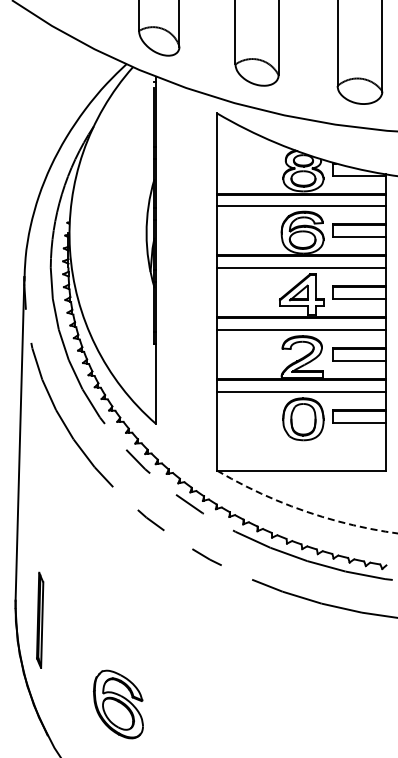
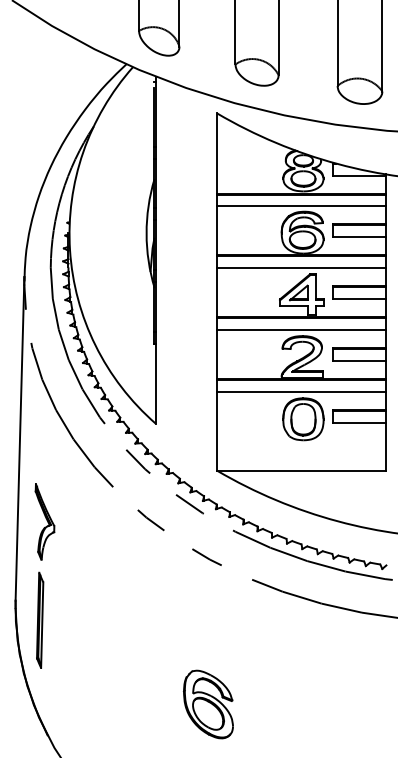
arc: dashed -> solid (305, 511)
part: none -> present (44, 521)
part position: (117, 704) -> (207, 704) (207, 704)
